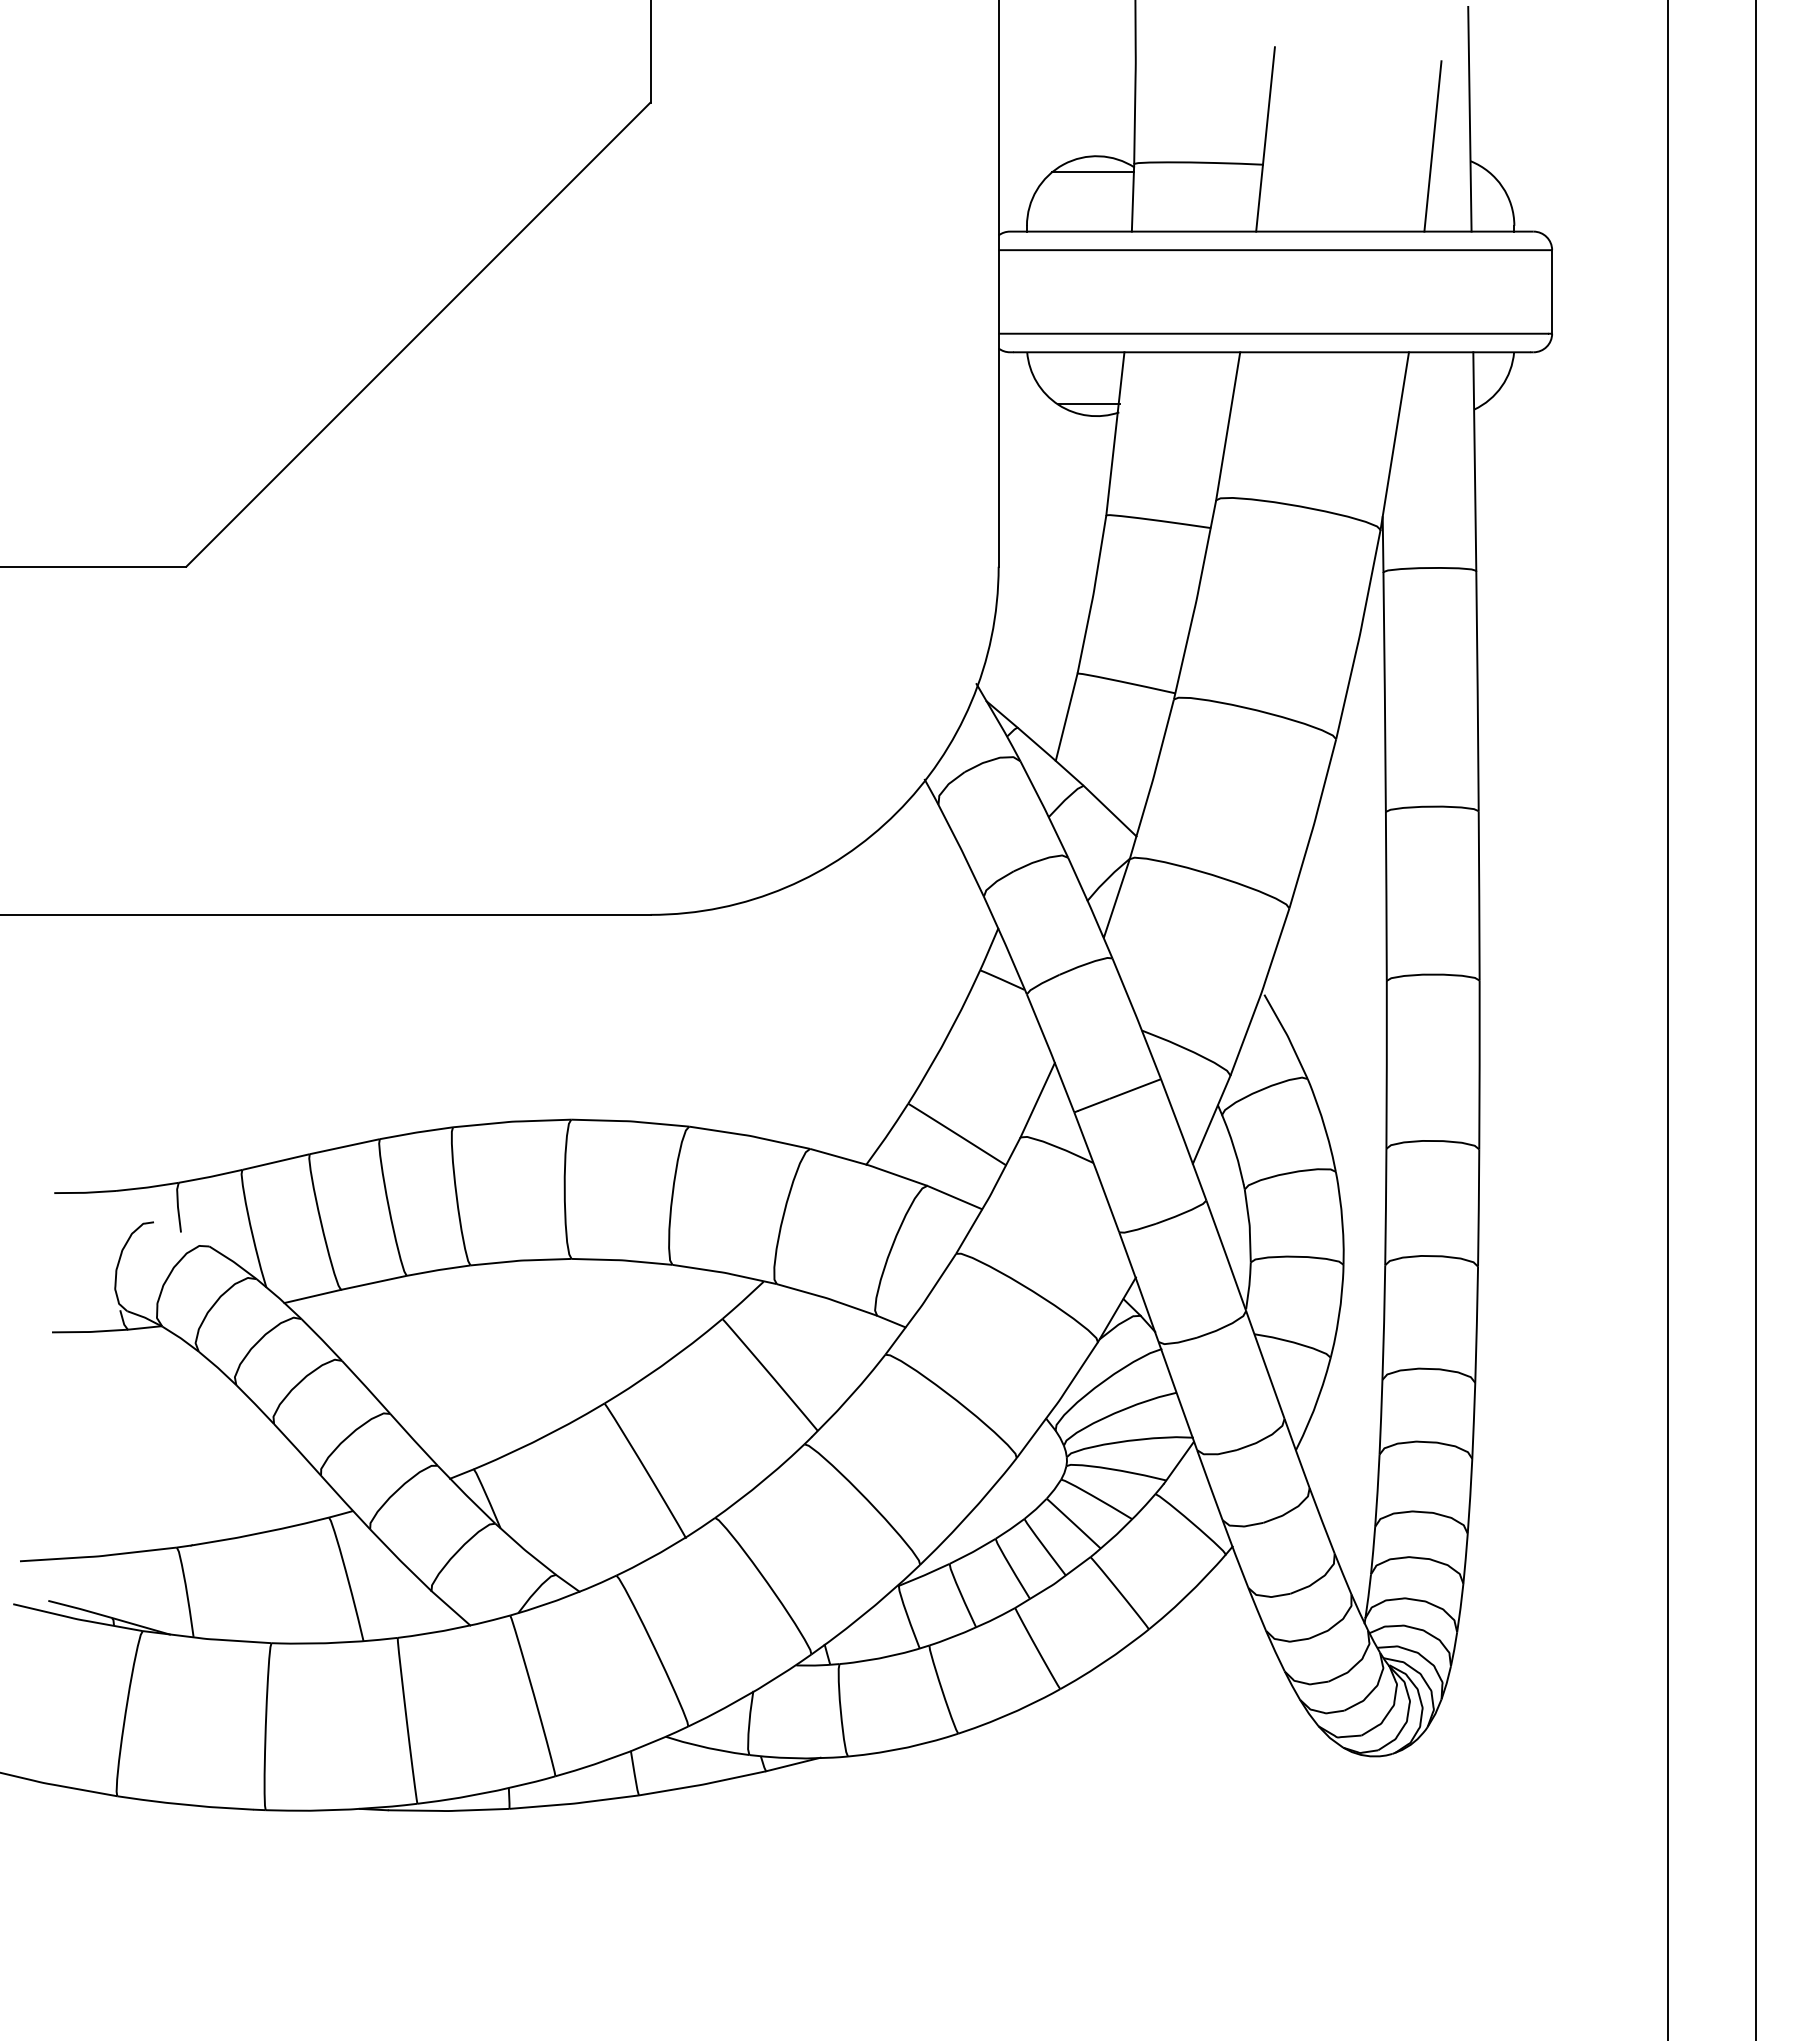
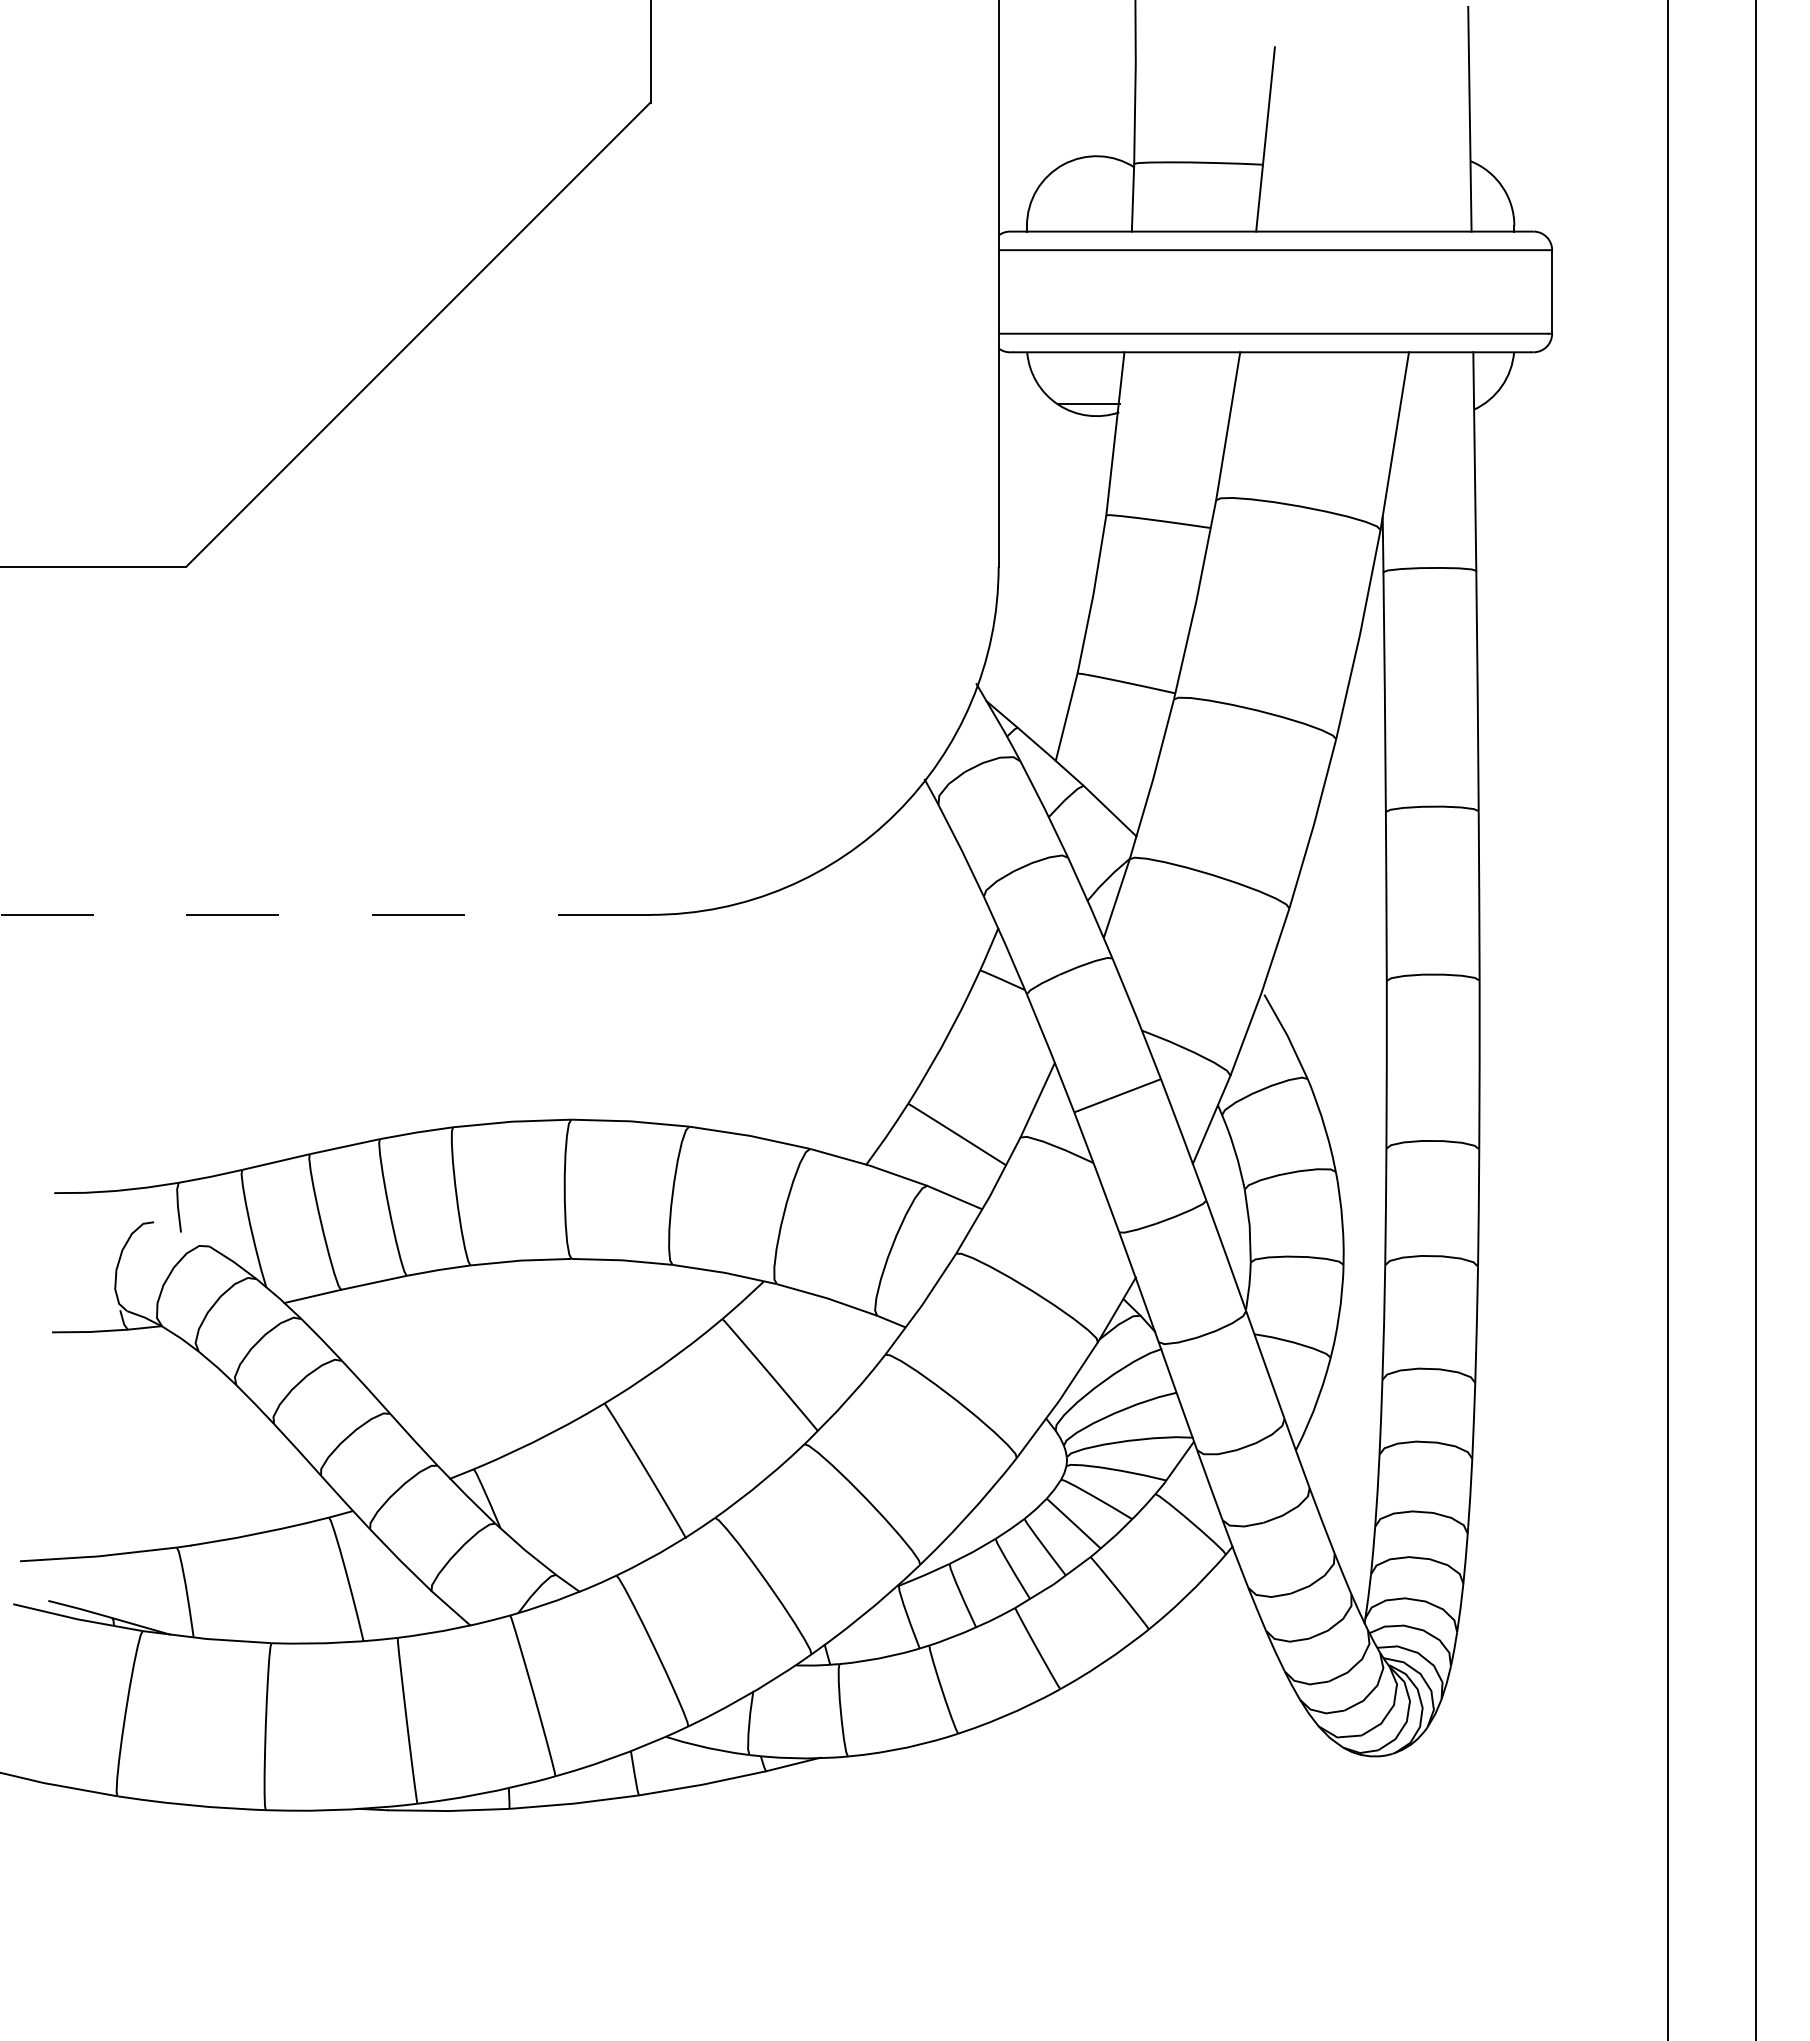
line: present -> none (1432, 146)
line: present -> none (1092, 172)
line: solid -> dashed (325, 914)
